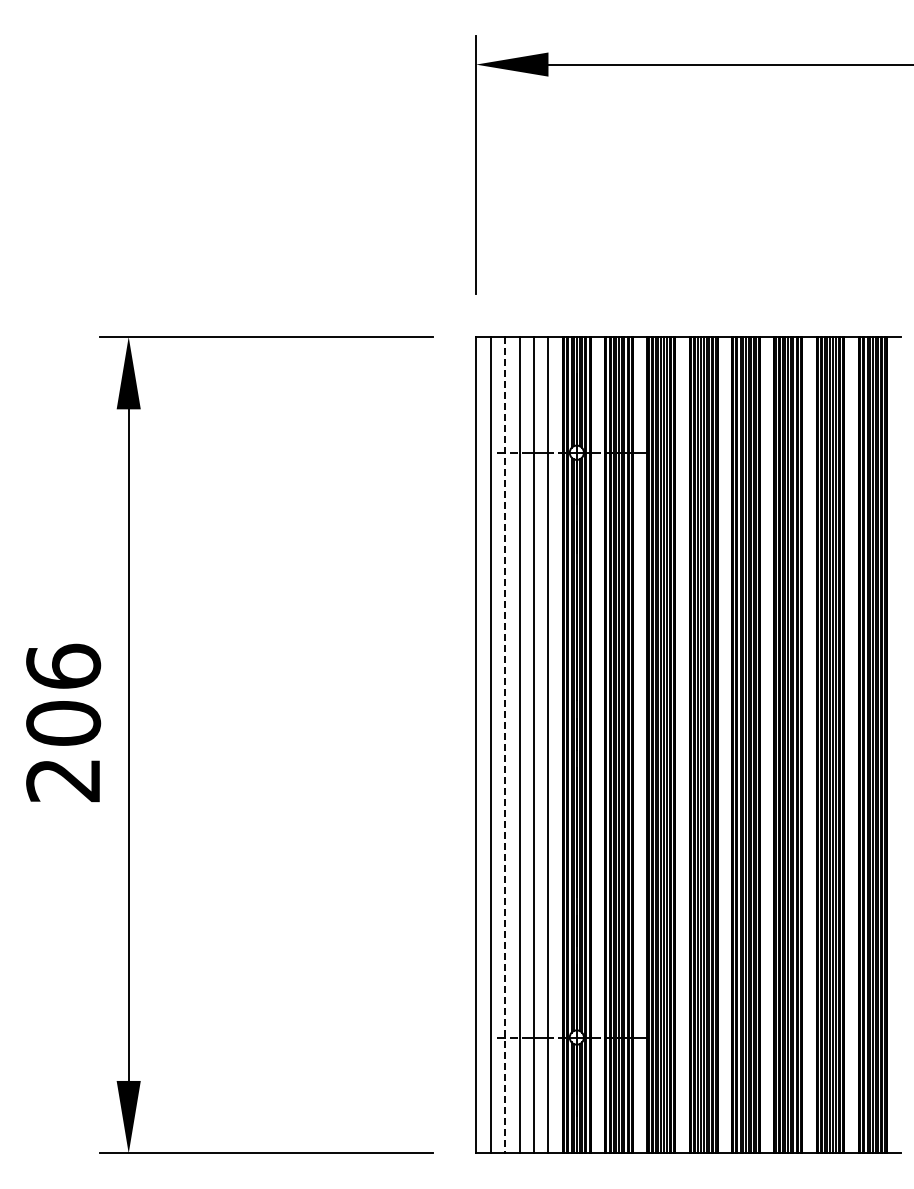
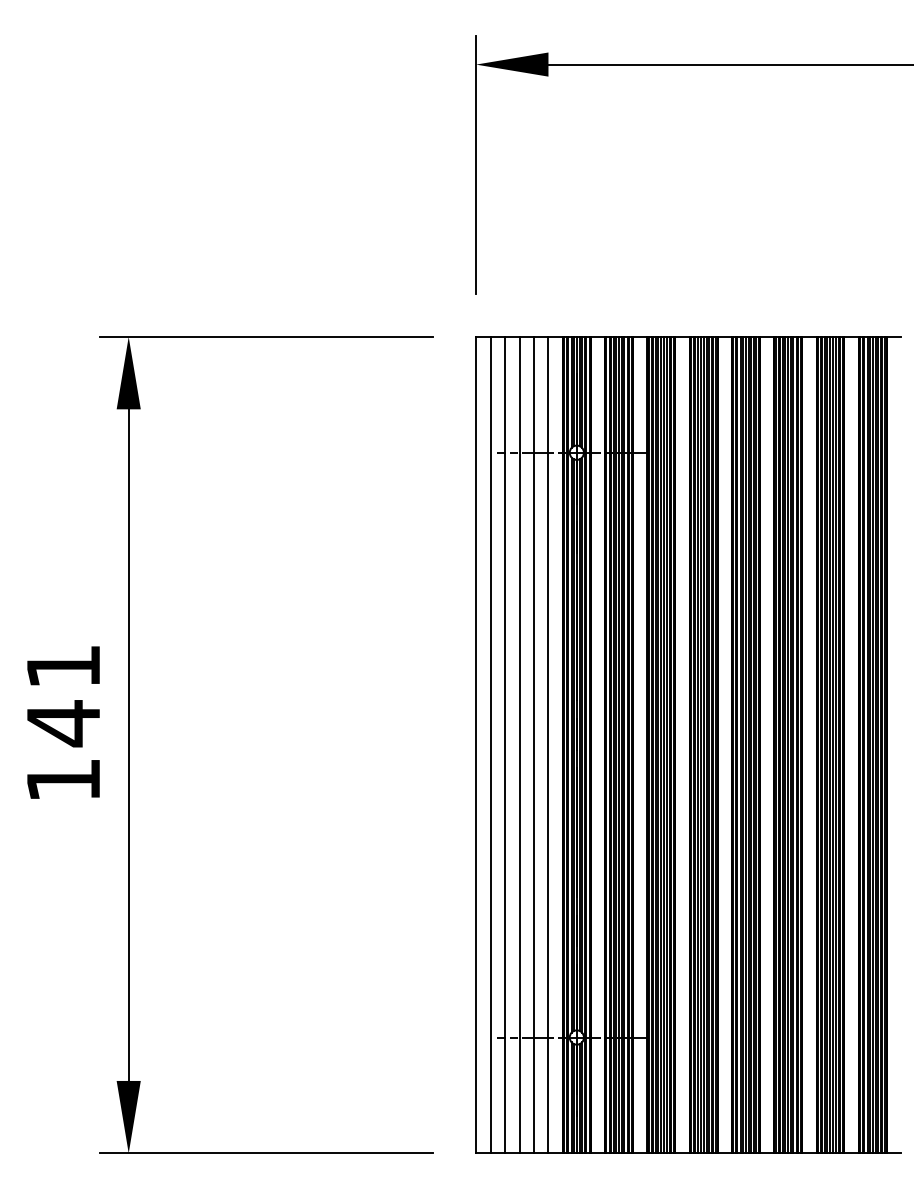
text: 206 -> 141 (63, 722)
line: dashed -> solid (505, 745)
